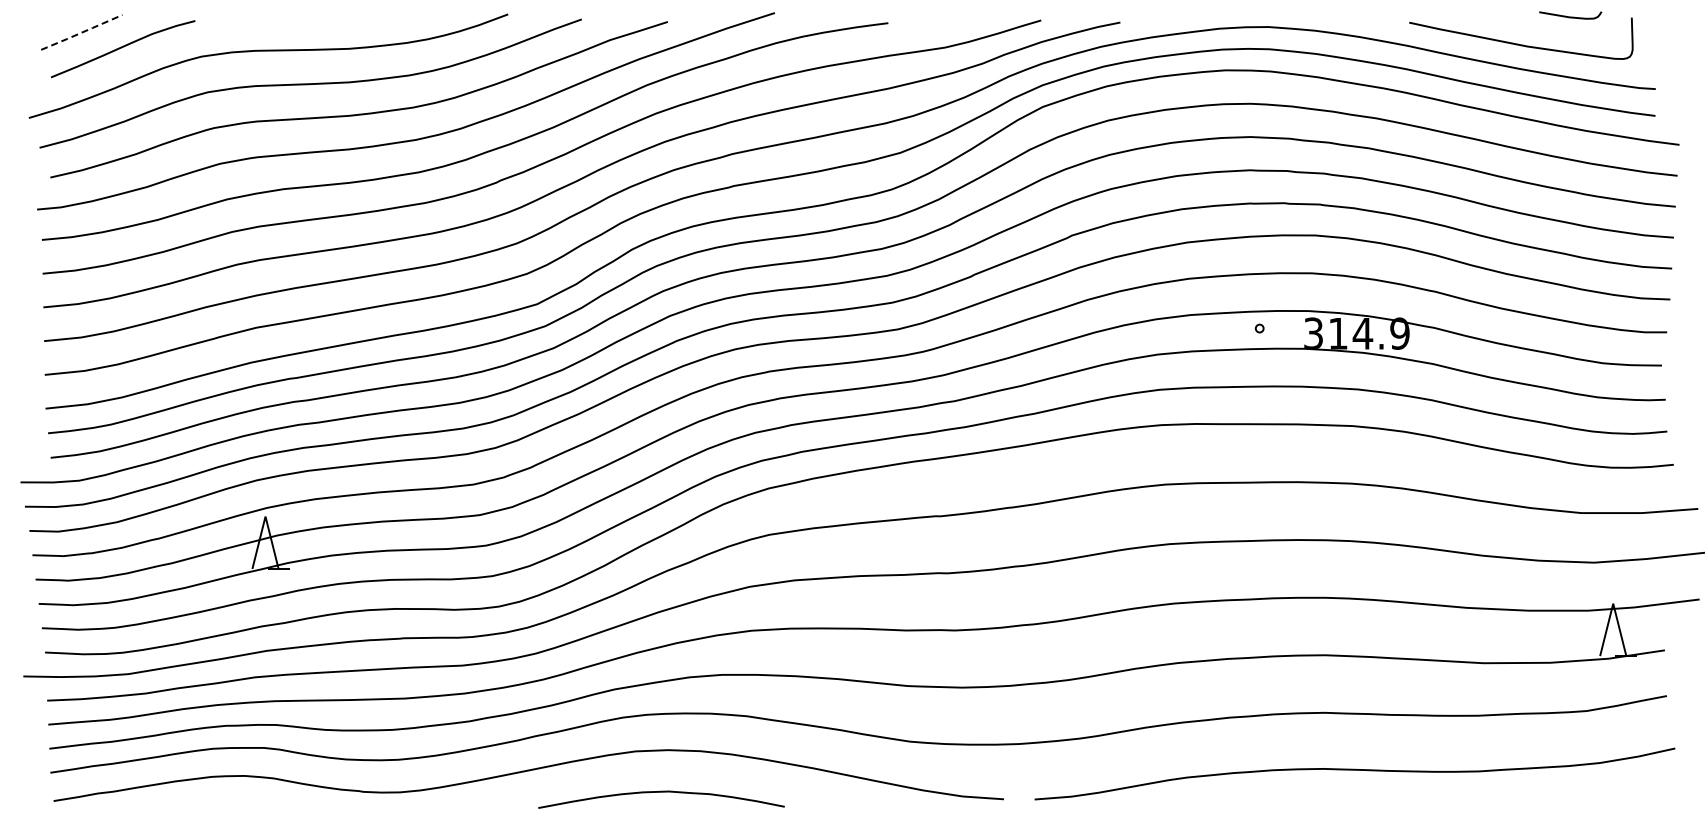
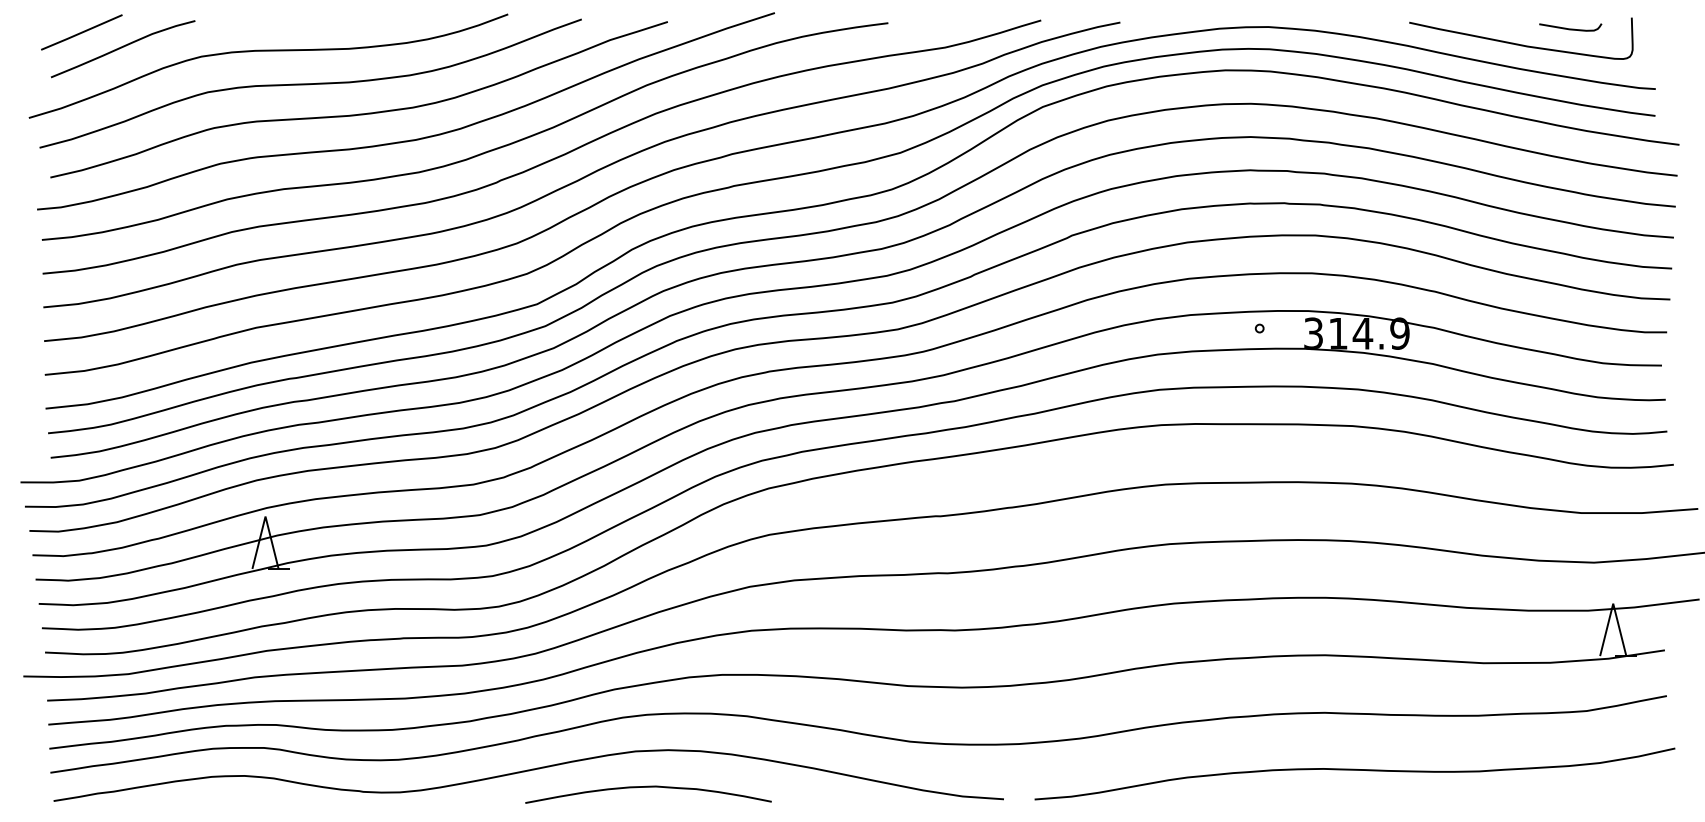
curve position: (1570, 16) -> (1570, 28) (1570, 28)
line: dashed -> solid (81, 32)
curve position: (661, 792) -> (648, 787) (648, 787)
